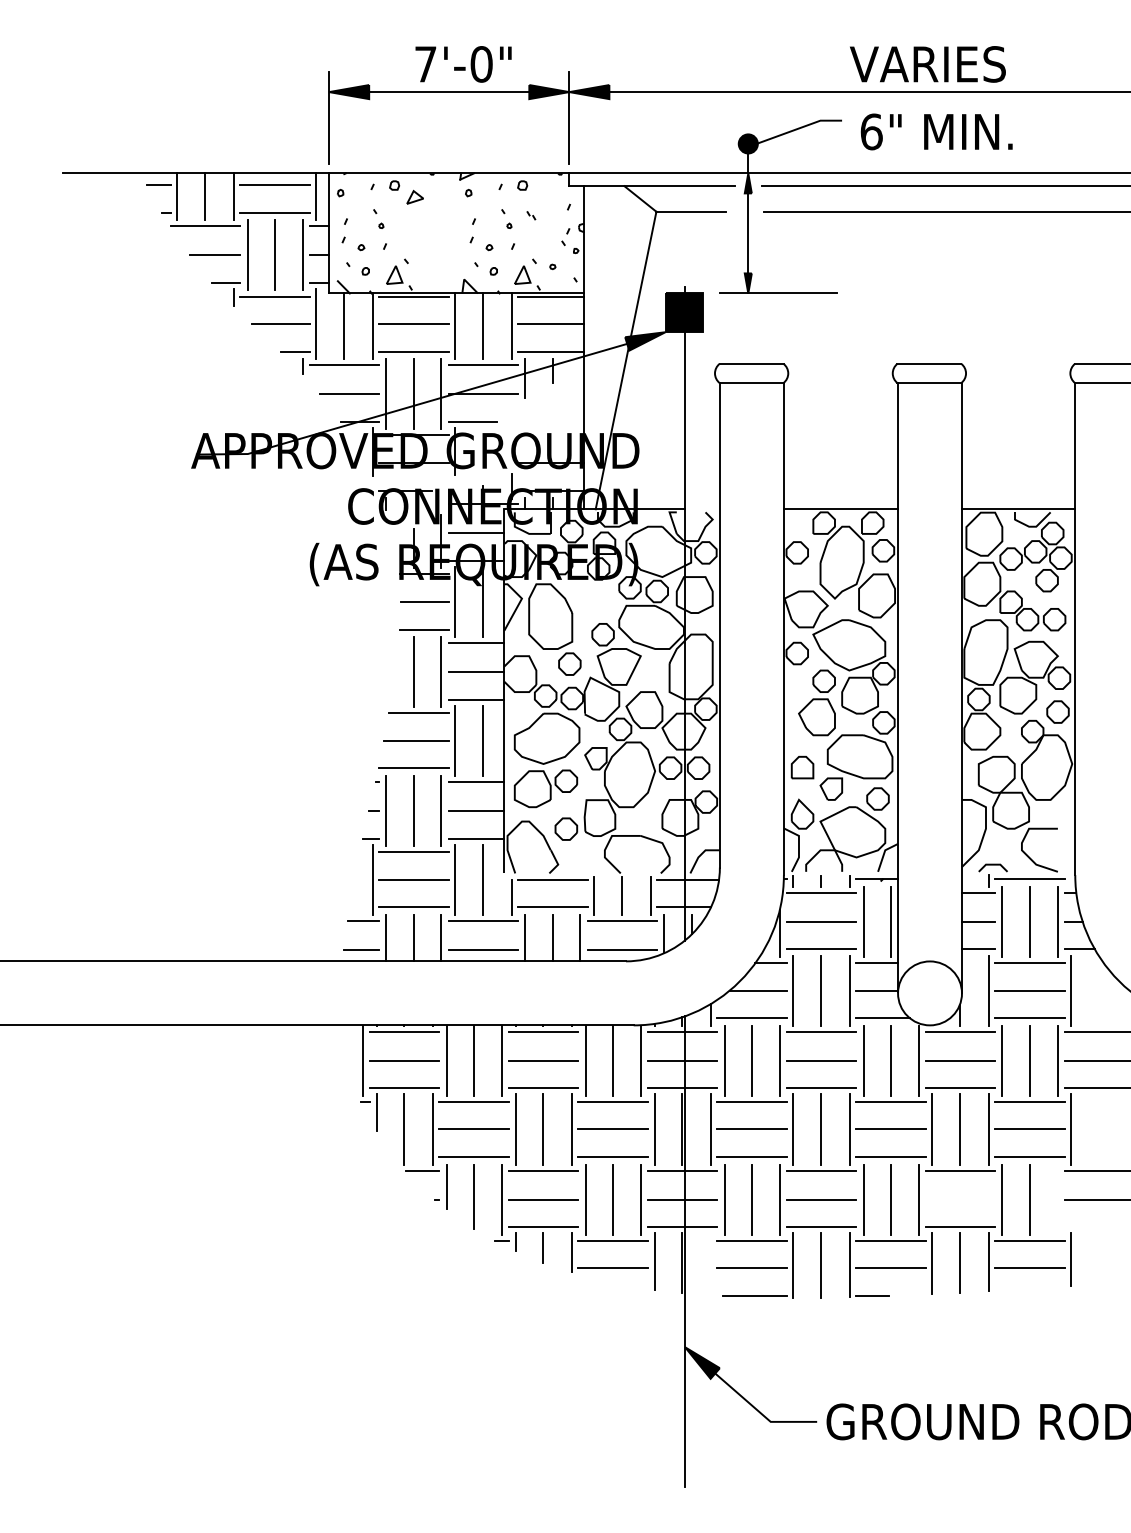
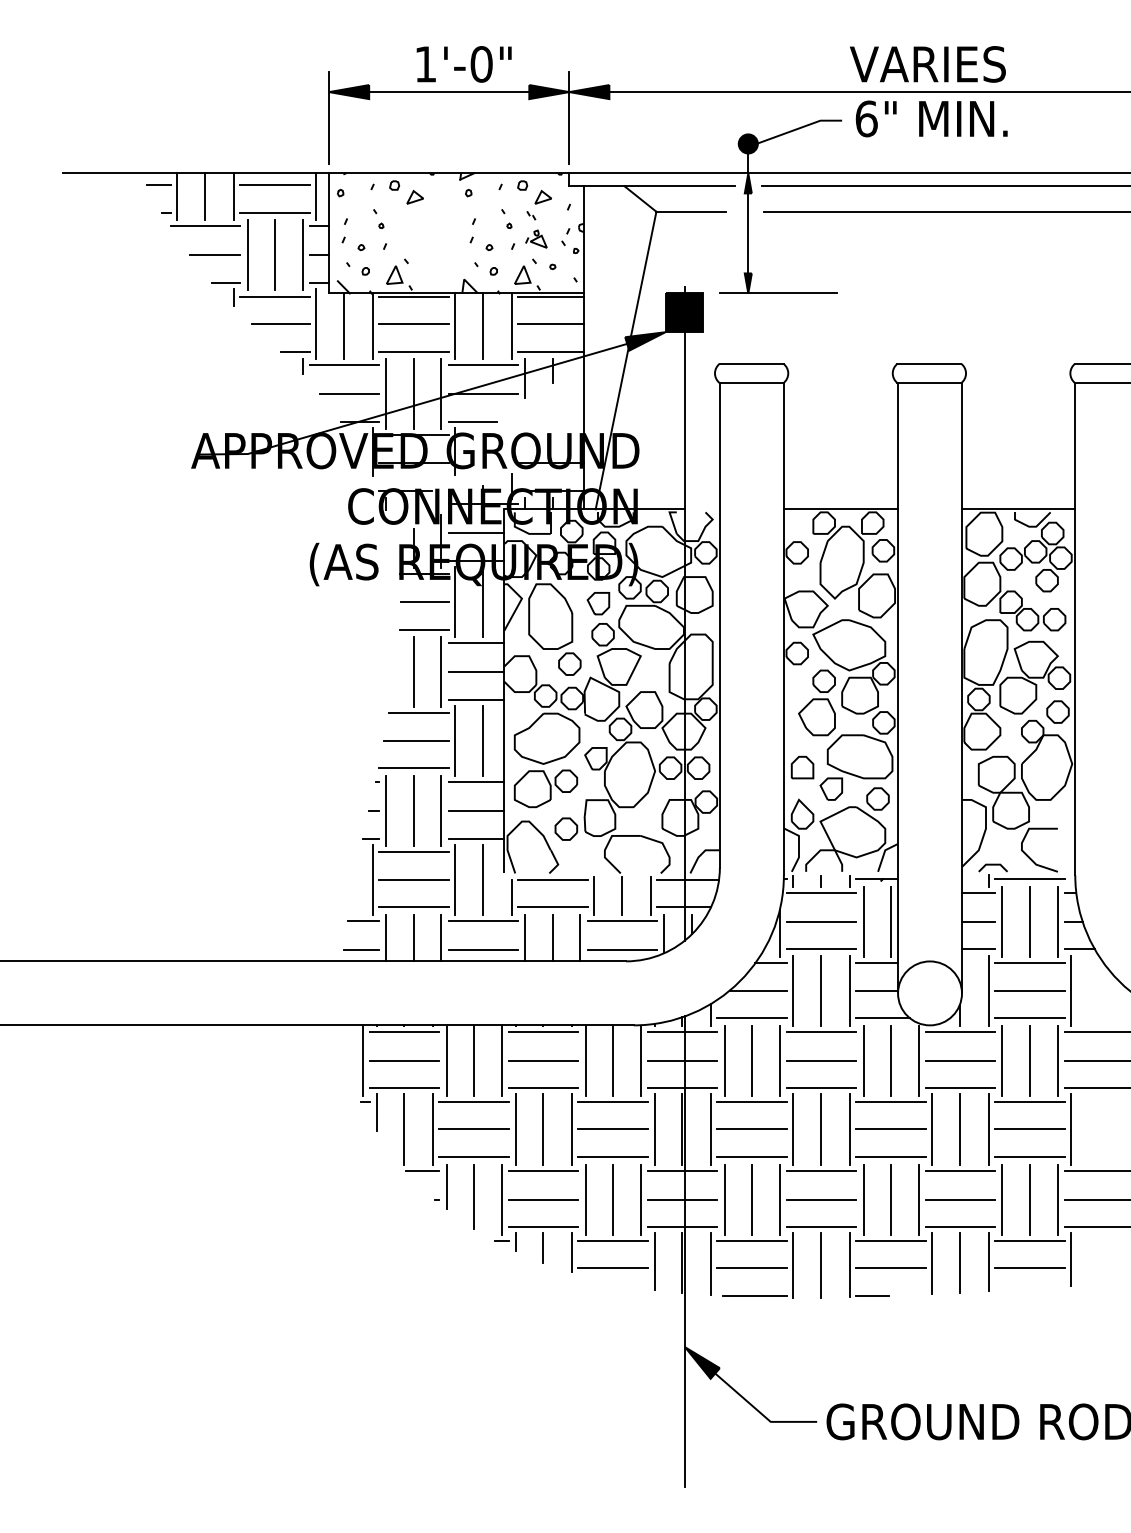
text: 7'-0" -> 1'-0" (425, 64)
text position: (936, 131) -> (931, 118) (931, 118)
part: none -> present (542, 196)
part: none -> present (536, 238)
part: none -> present (598, 603)
line: none -> present (960, 1199)
line: none -> present (1057, 1199)
line: none -> present (1096, 1227)
line: none -> present (710, 1264)
